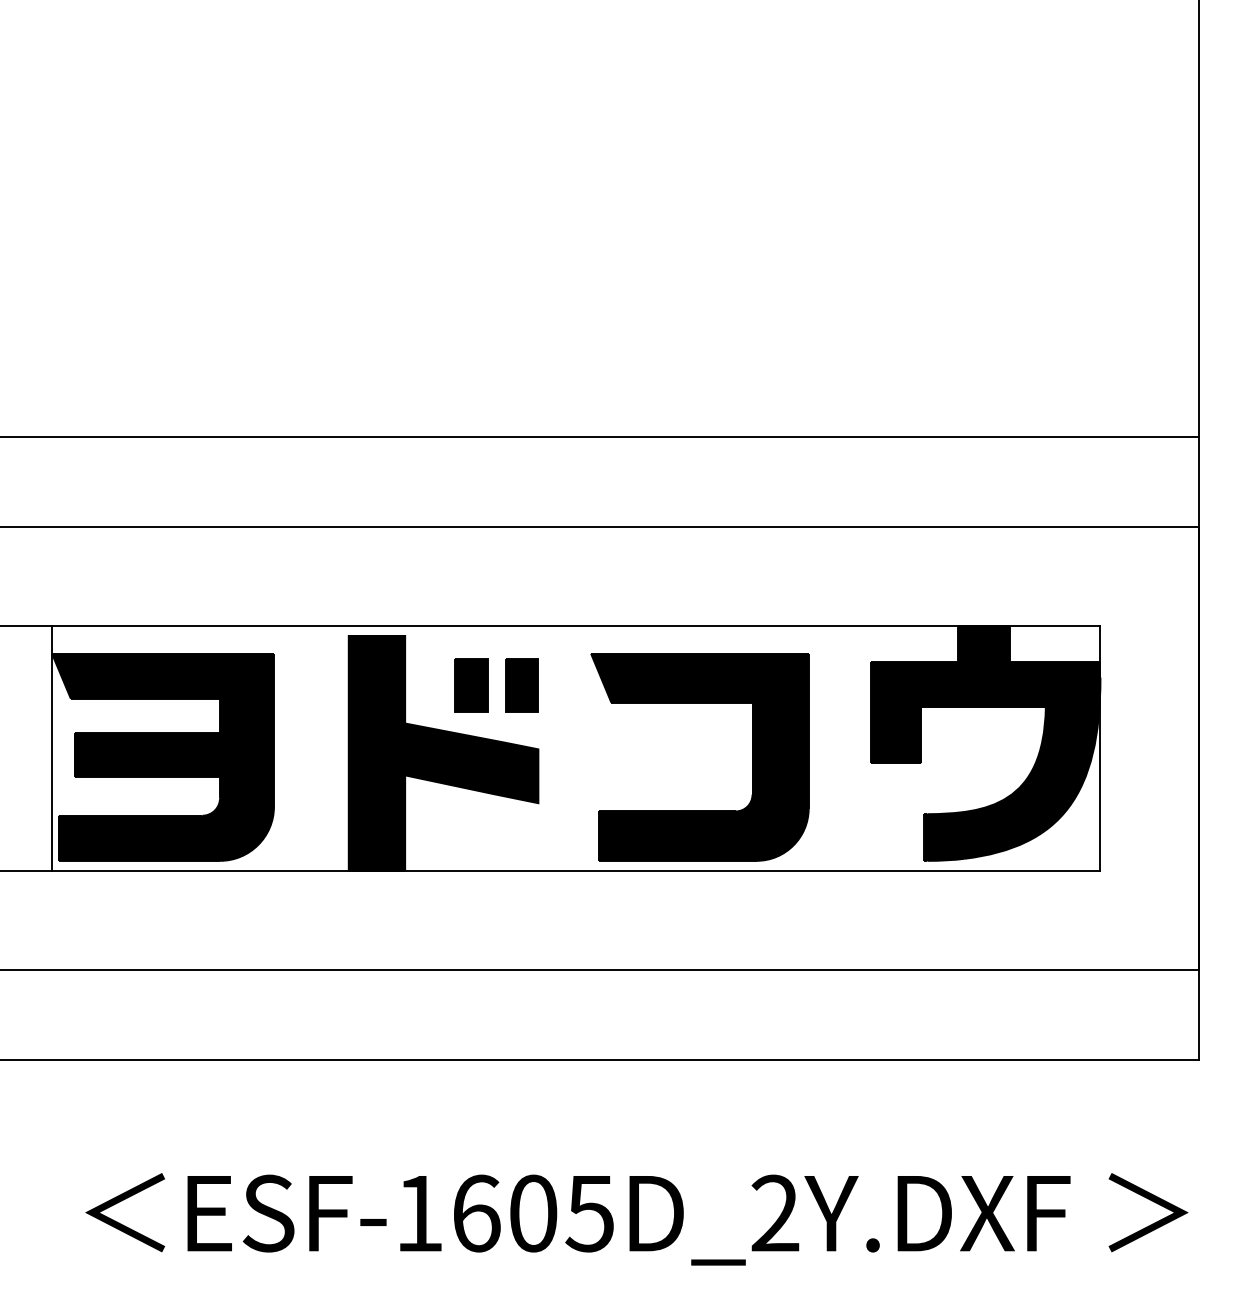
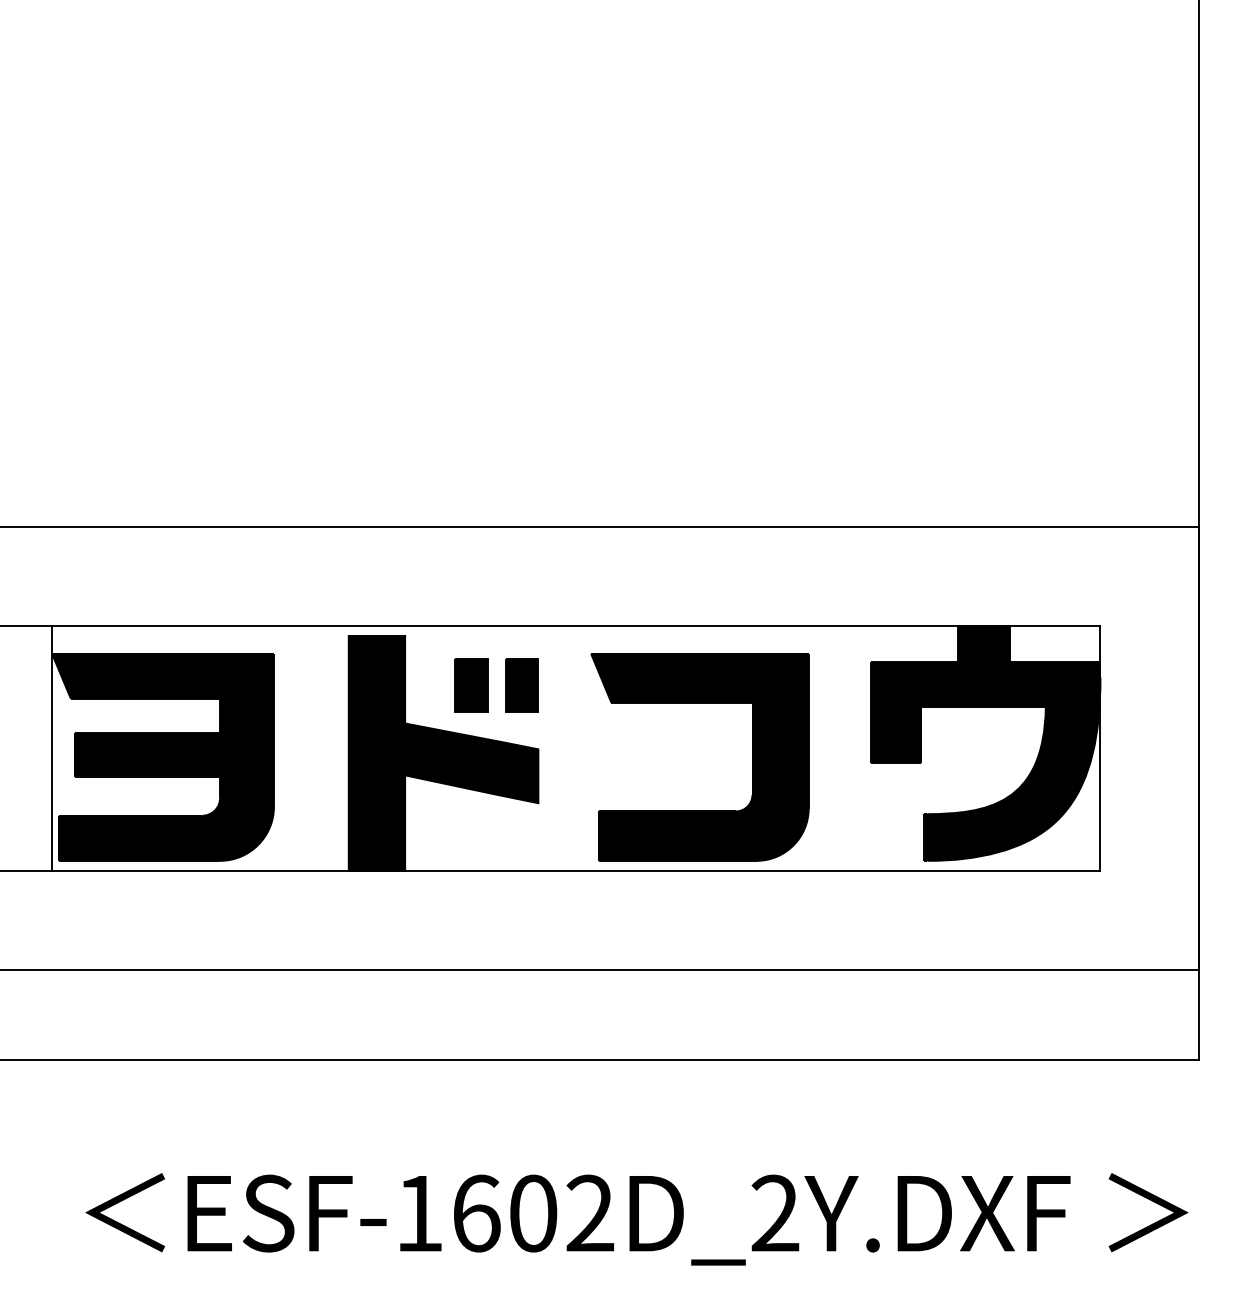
line: present -> none (600, 436)
text: ESF-1605D_2Y.DXF -> ESF-1602D_2Y.DXF (589, 1213)
